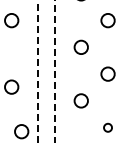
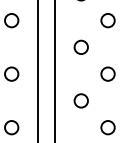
line: dashed -> solid (38, 71)
line: dashed -> solid (54, 71)
circle position: (11, 86) -> (11, 73) (11, 73)
circle size: 10x11 px -> 16x16 px (107, 127)
circle position: (21, 131) -> (11, 127) (11, 127)
